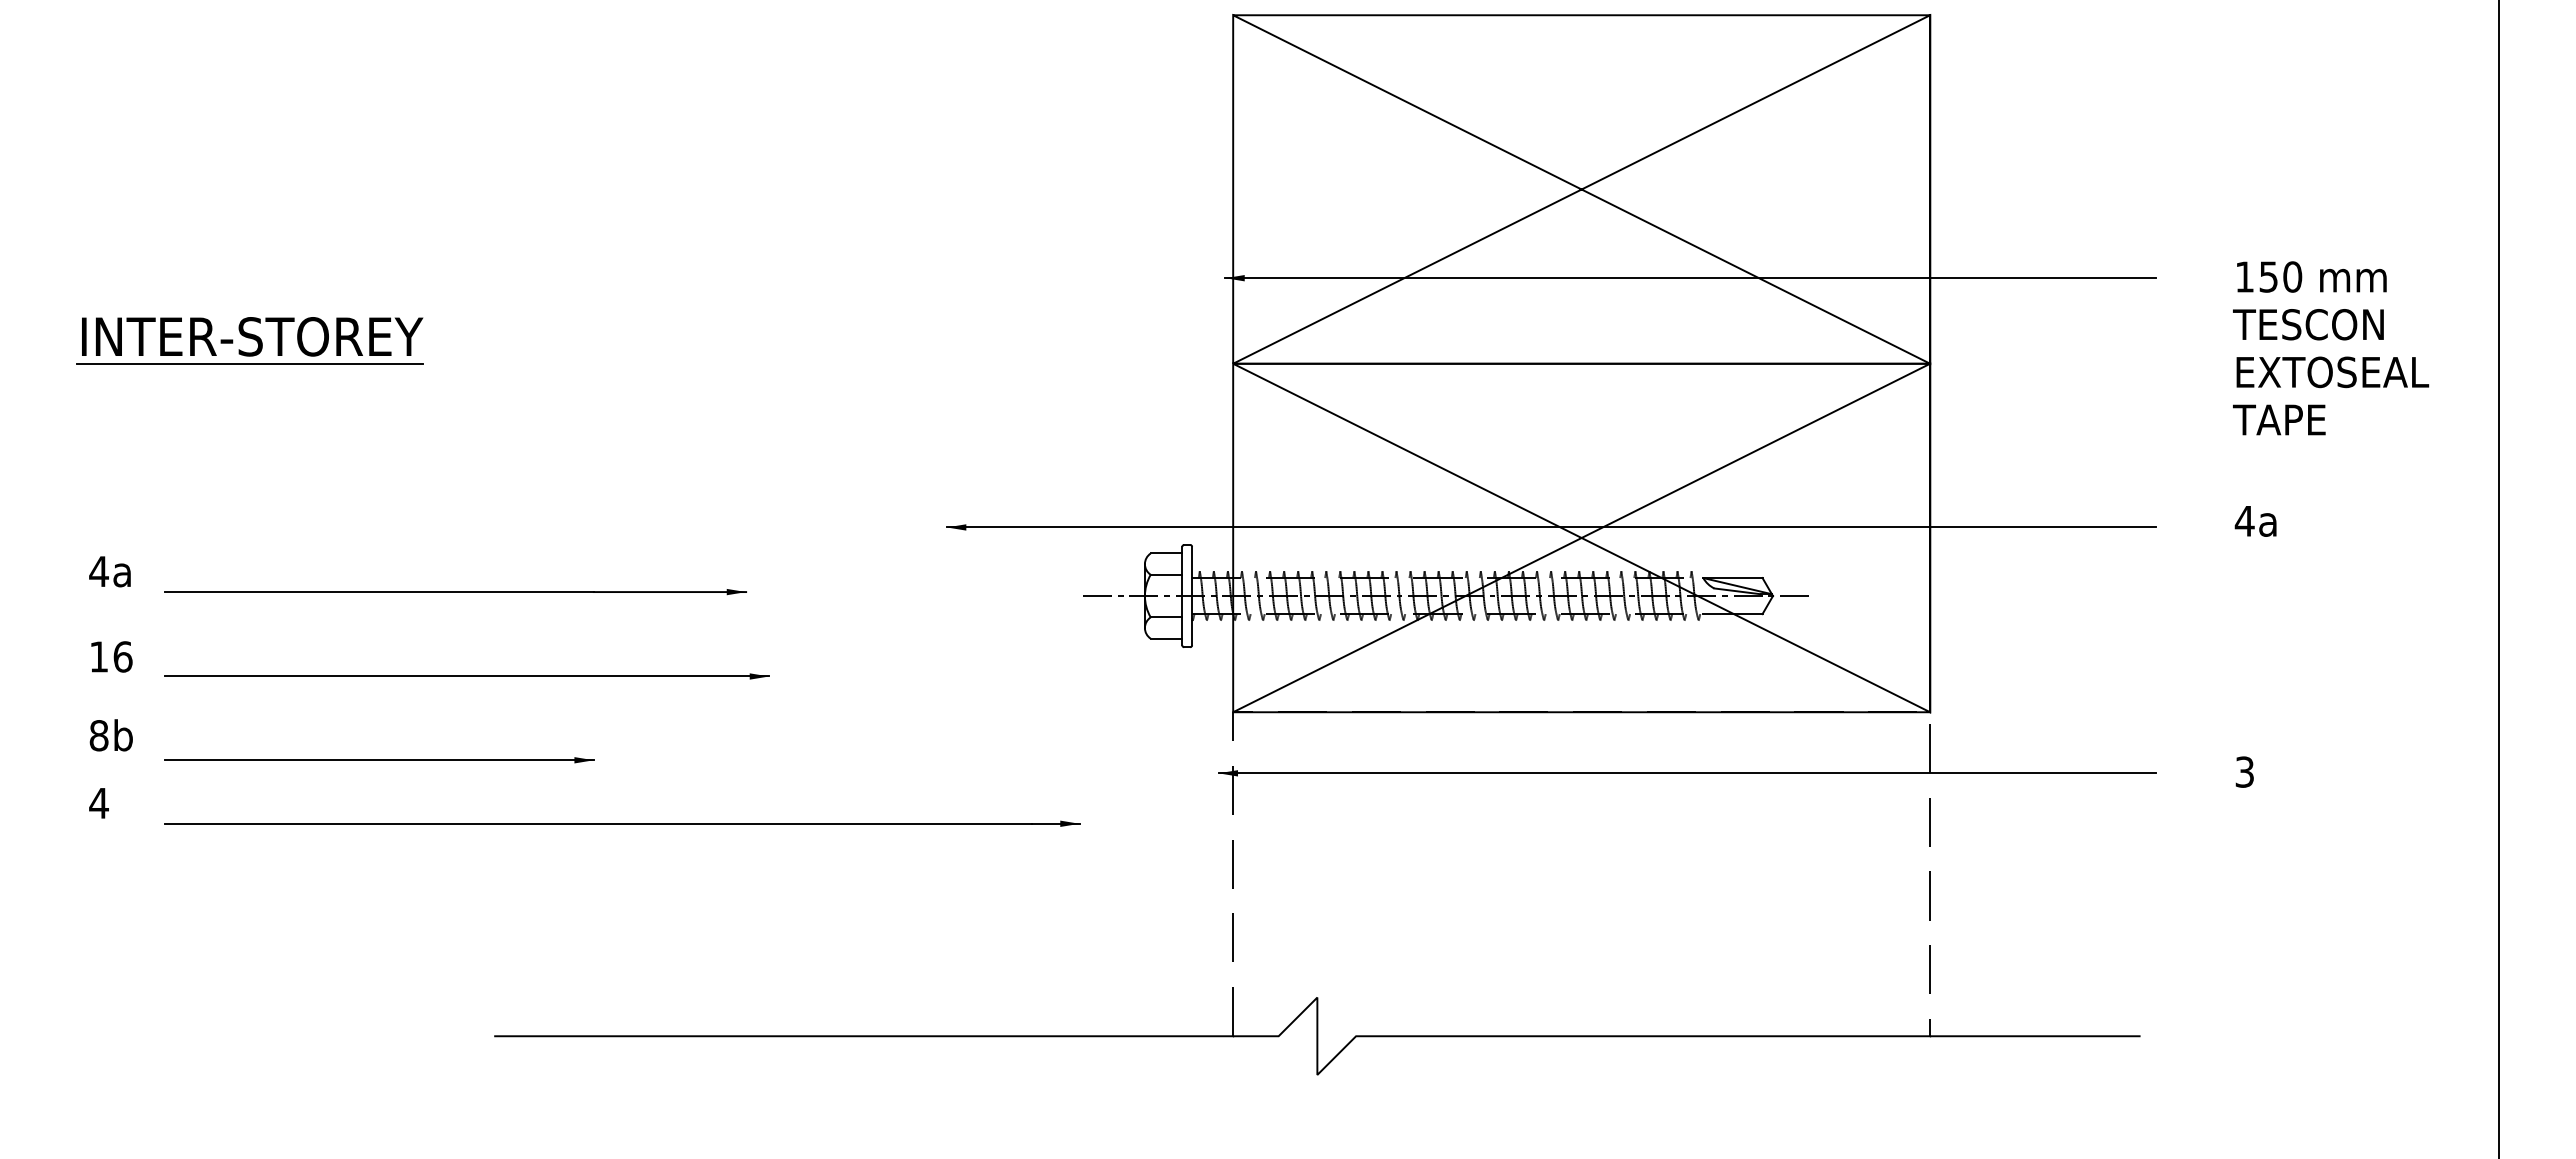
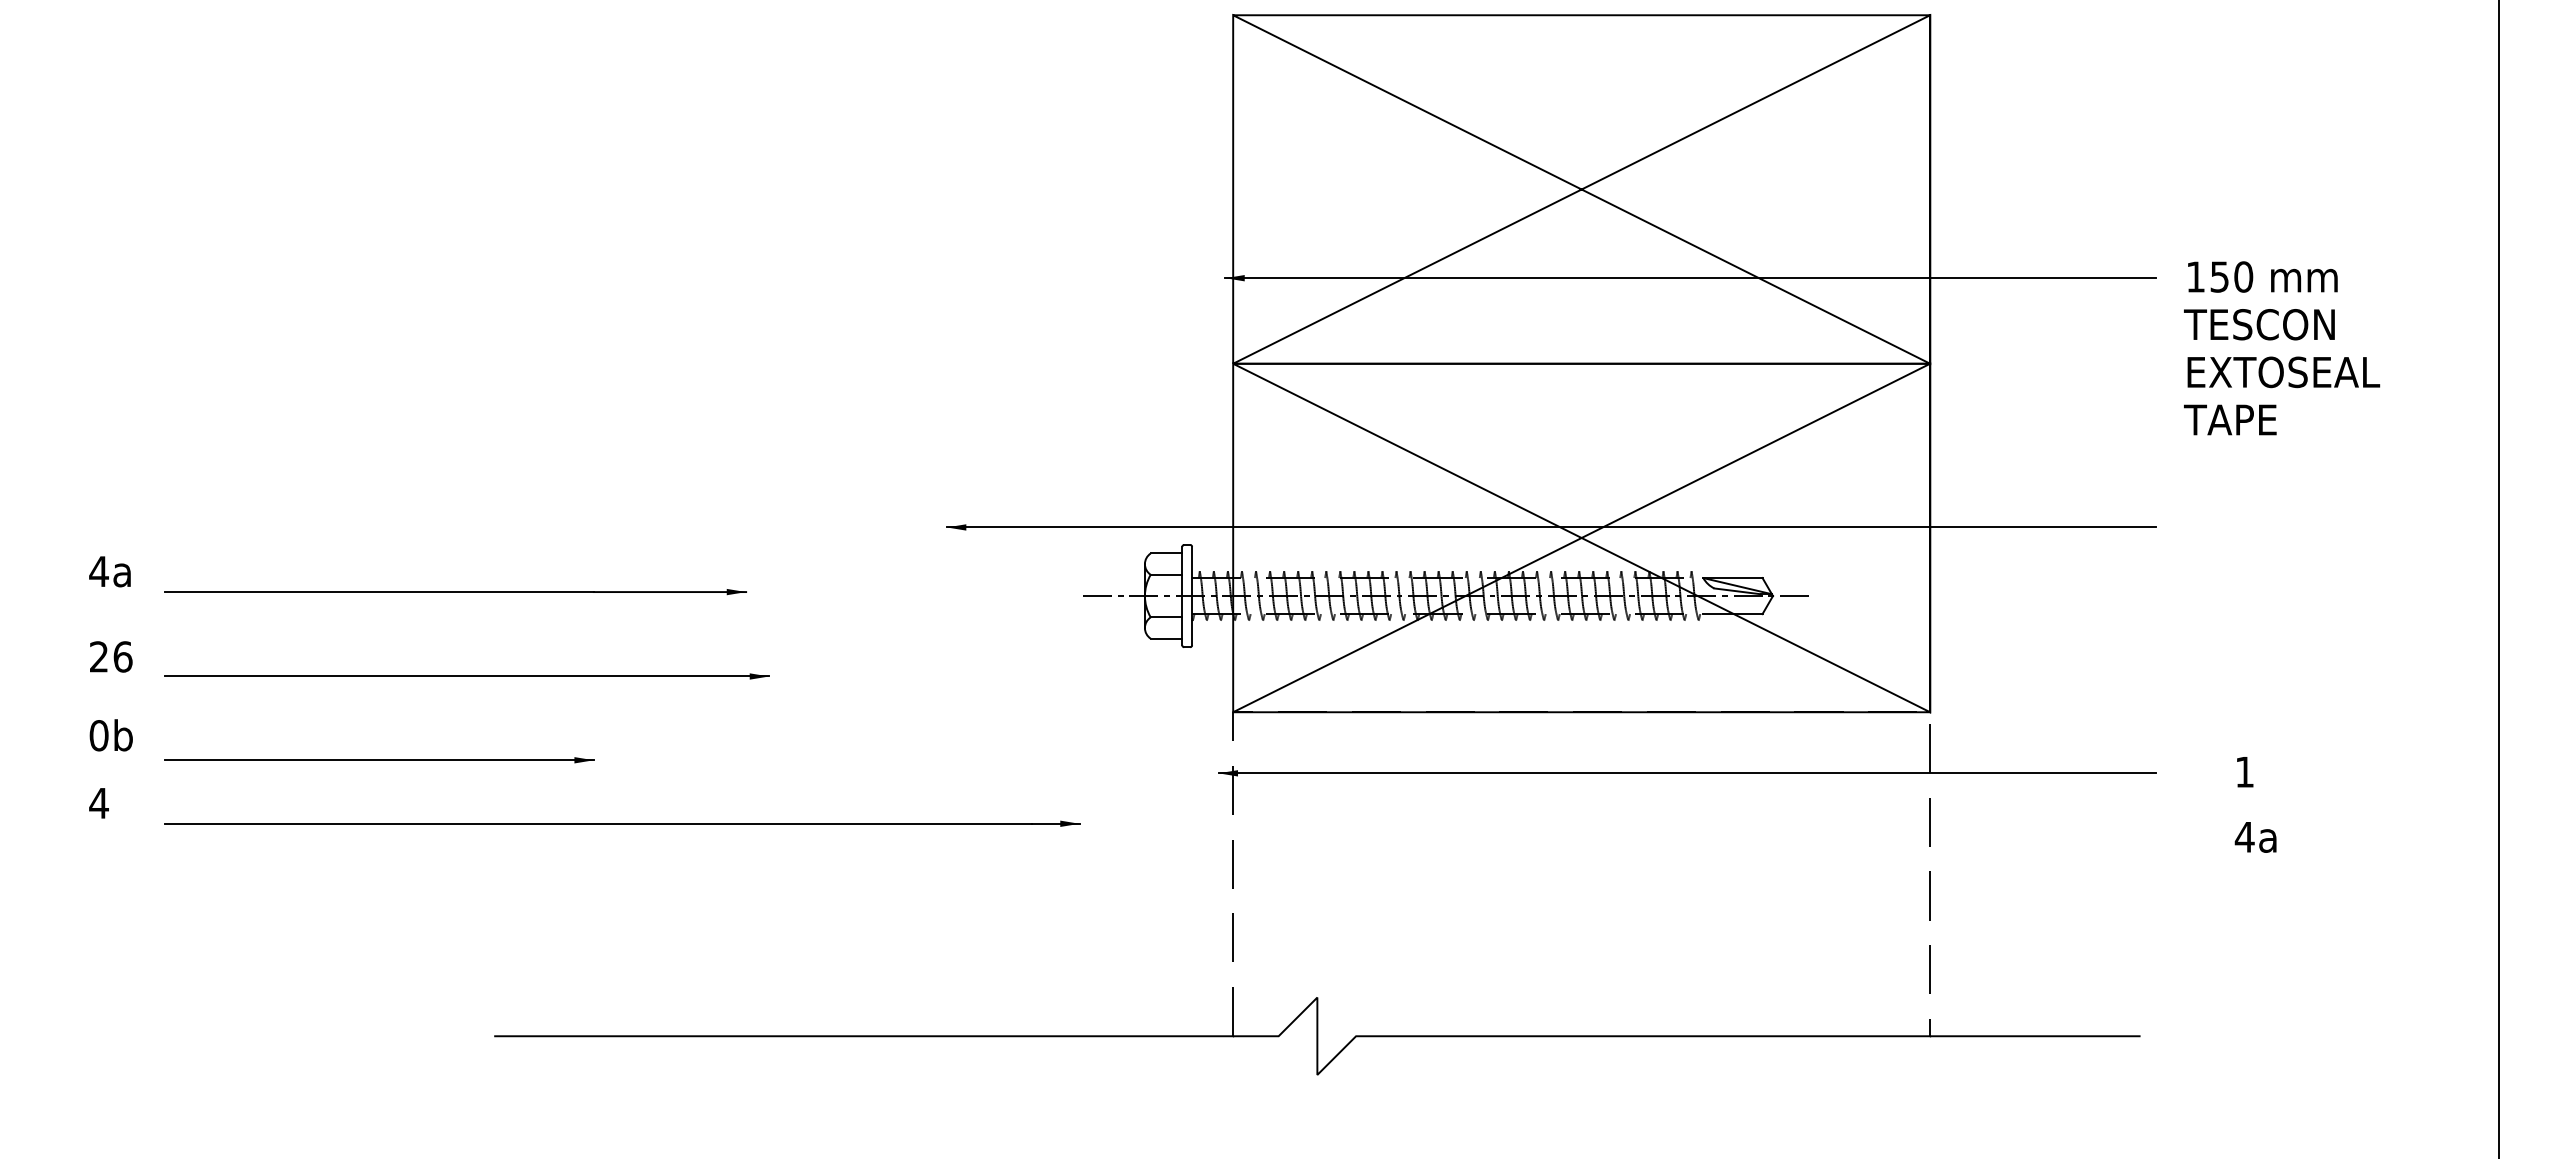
part: present -> none (249, 340)
text position: (2331, 348) -> (2282, 348) (2282, 348)
text position: (2255, 521) -> (2255, 837) (2255, 837)
text: 16 -> 26 (98, 656)
text: 8b -> 0b (98, 735)
text: 3 -> 1 (2244, 771)
